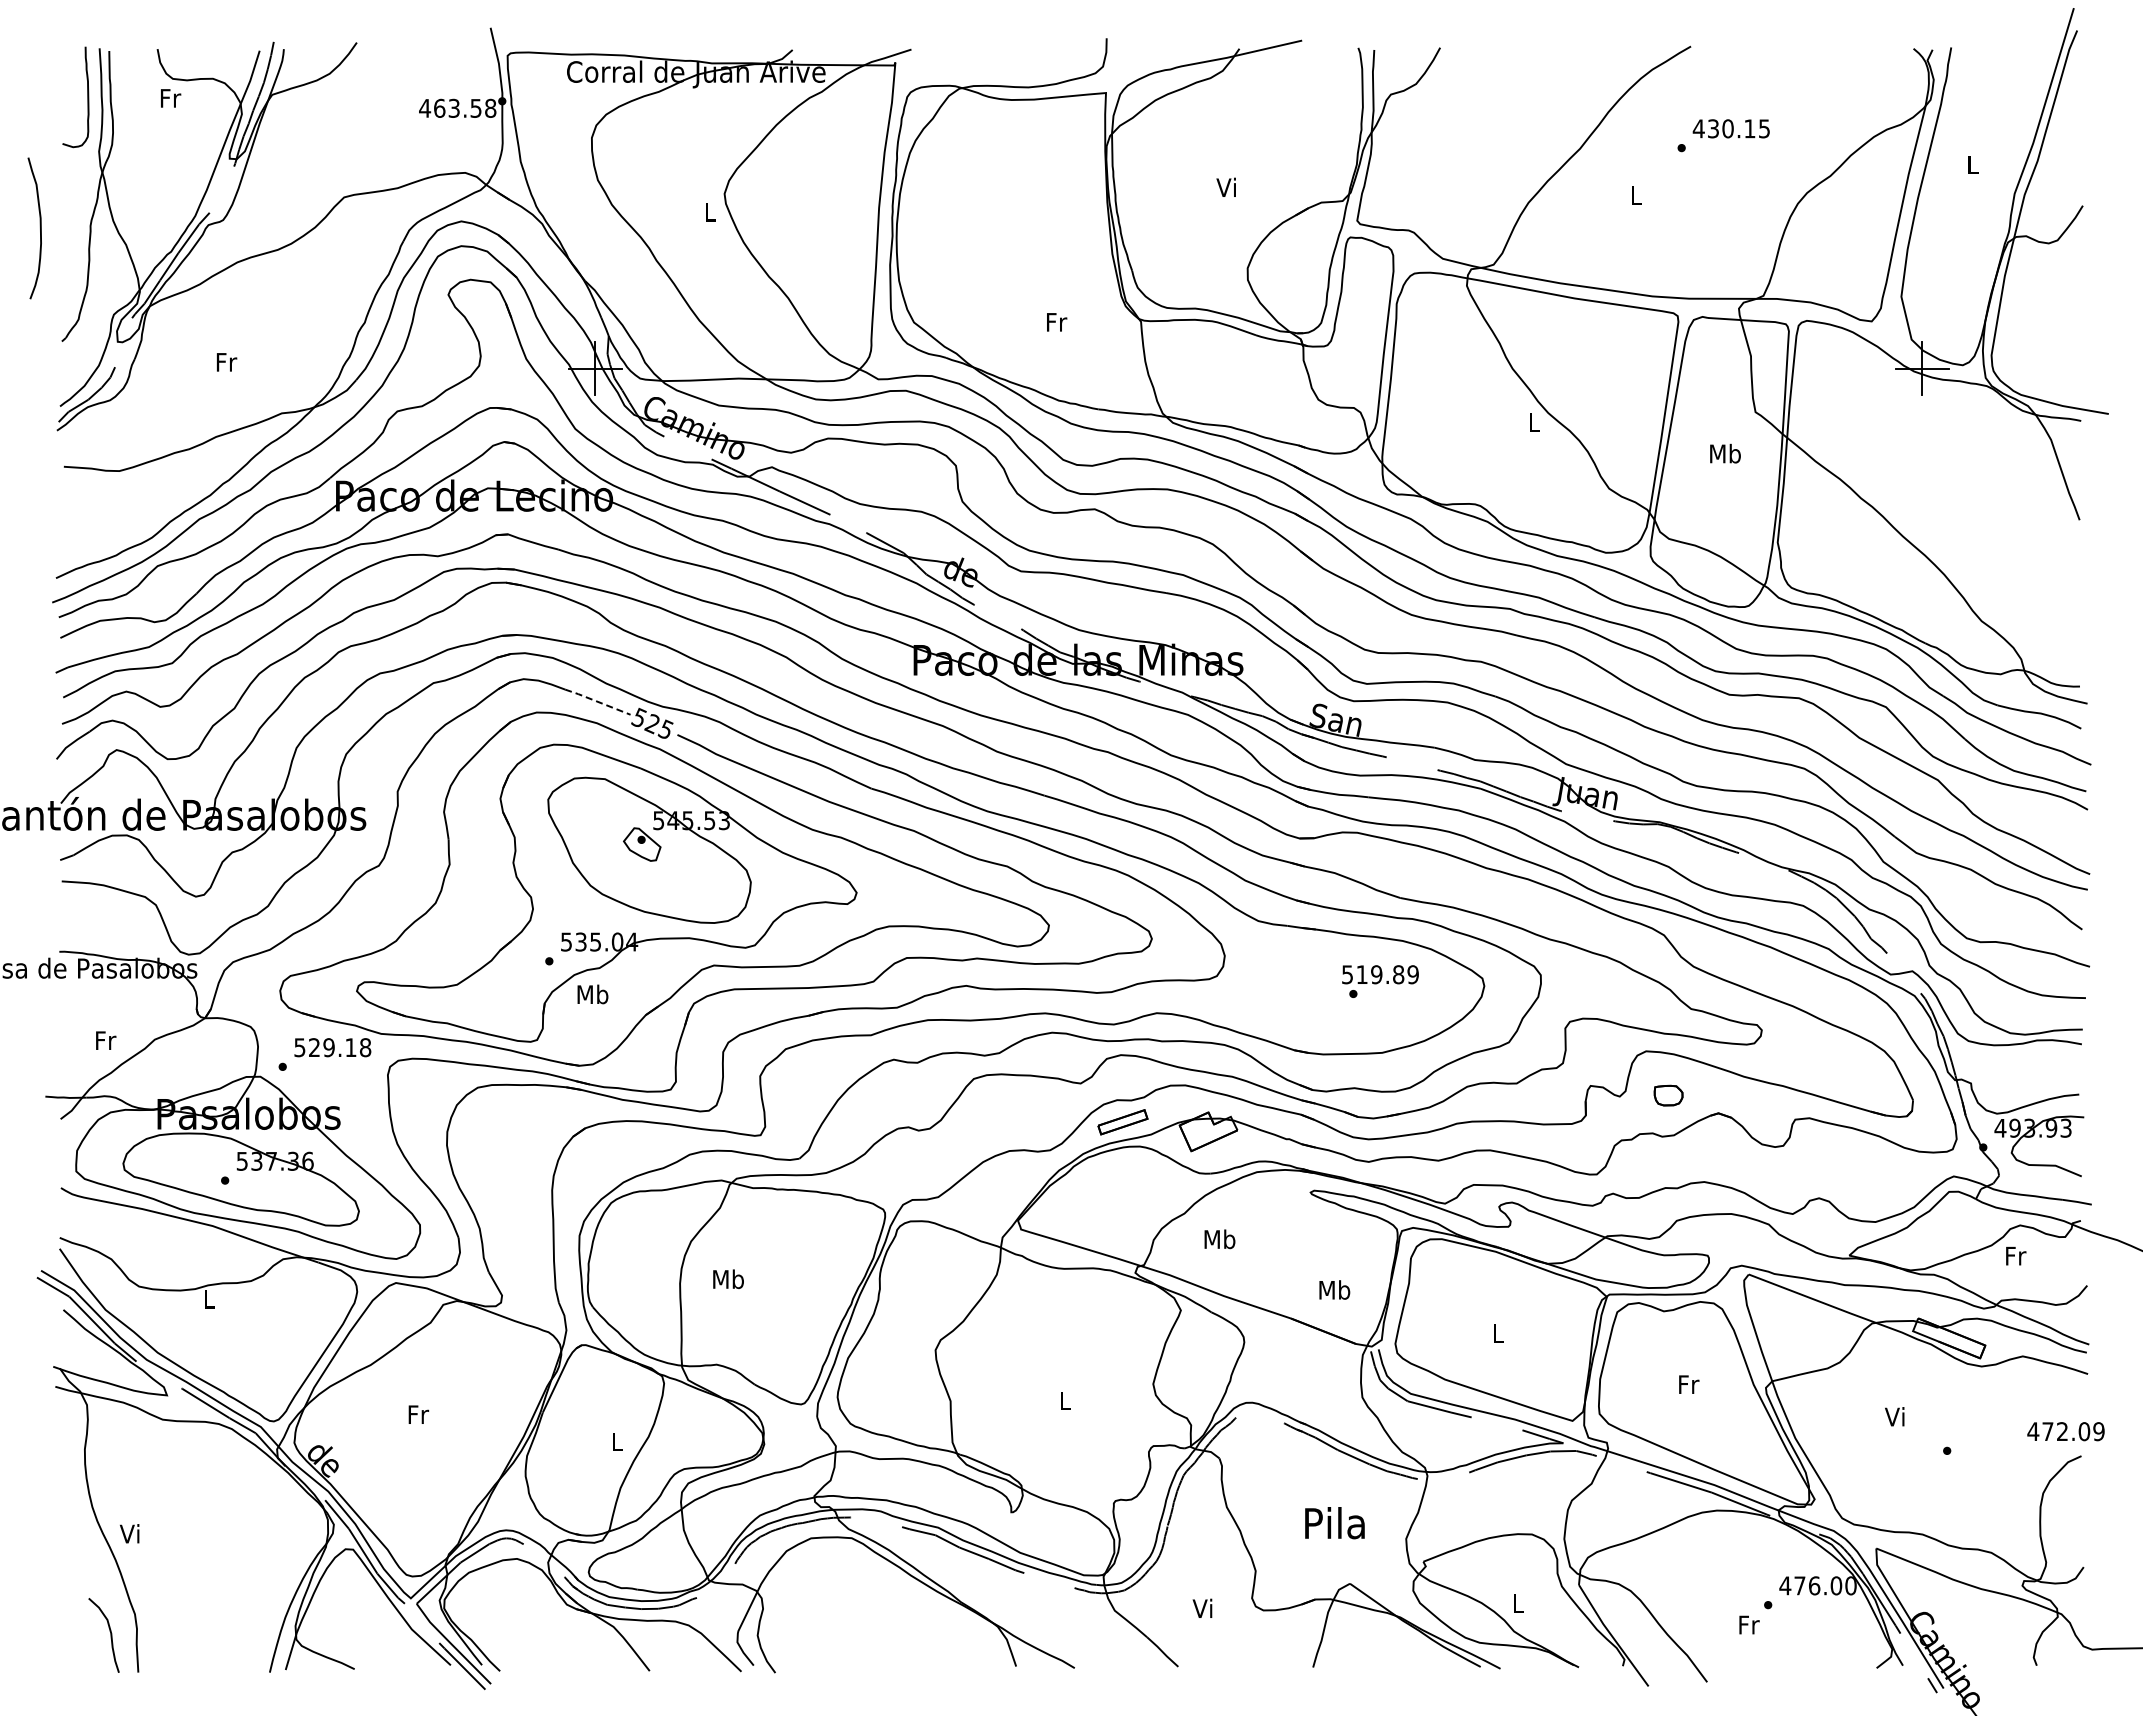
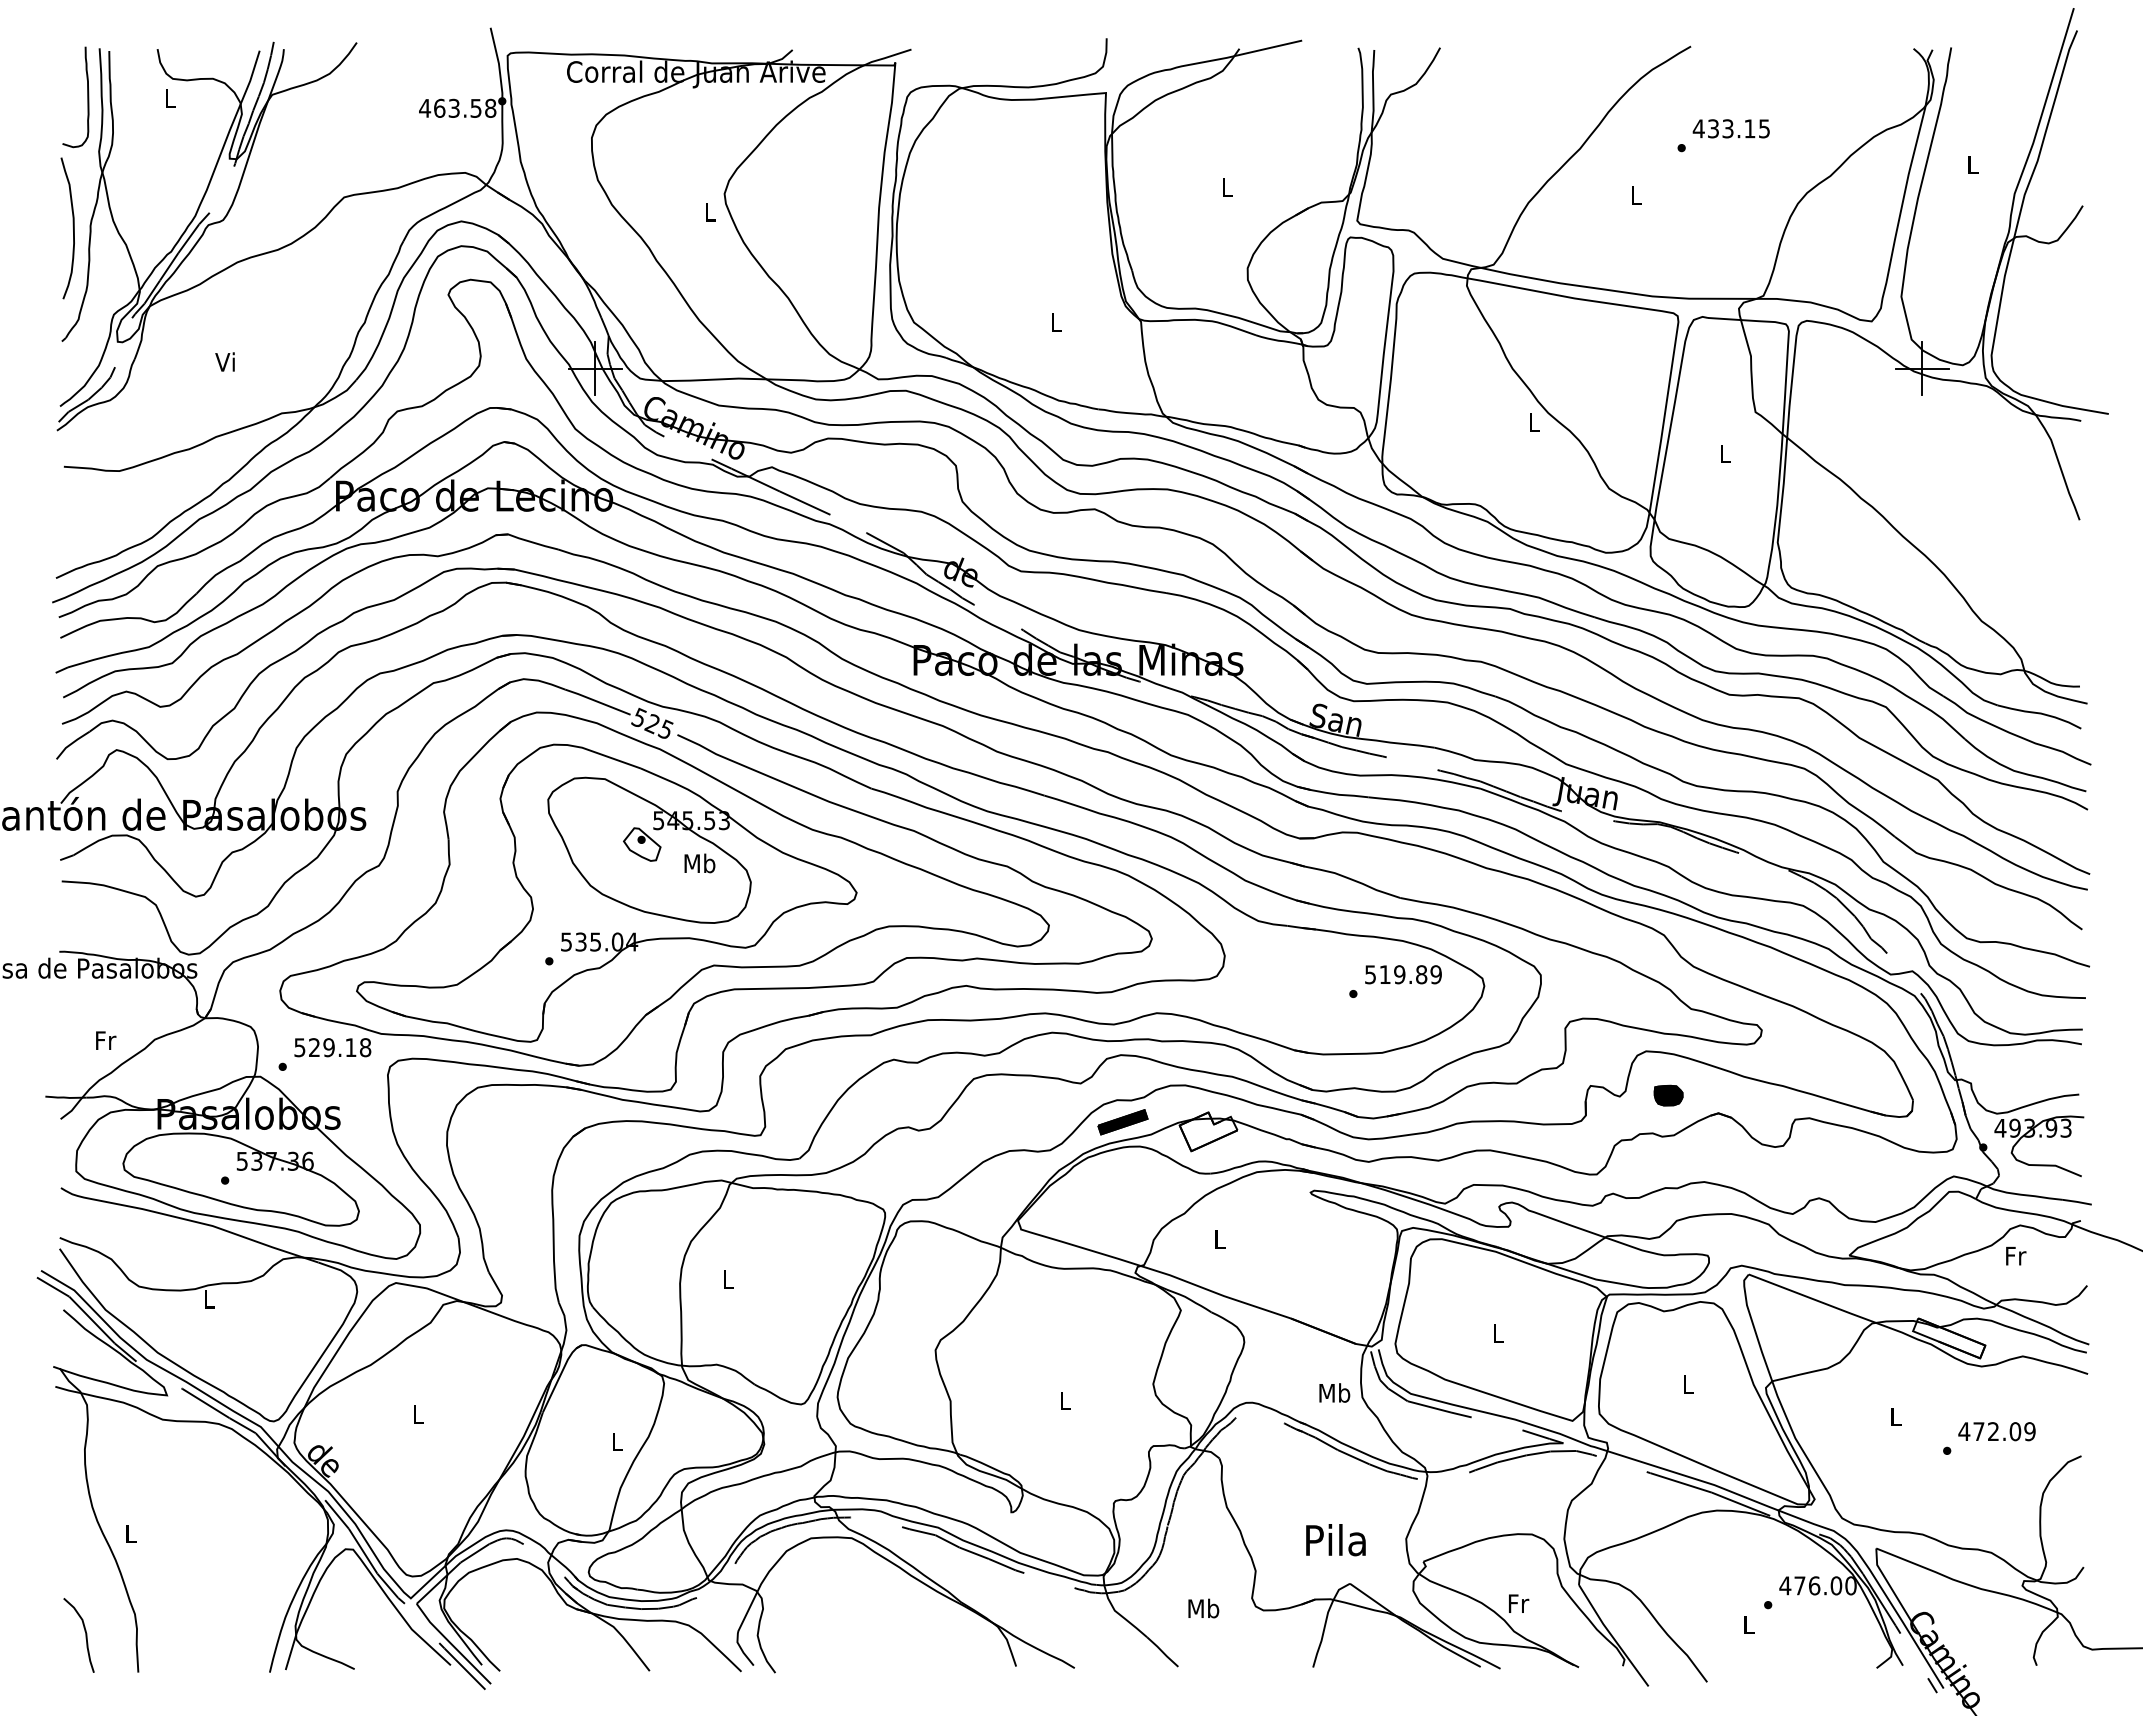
text: Fr -> L (170, 98)
text: 430.15 -> 433.15 (1727, 128)
text: Vi -> L (1225, 186)
curve position: (39, 227) -> (72, 227) (72, 227)
text: Fr -> L (1057, 322)
text: Fr -> Vi (226, 361)
text: Mb -> L (1725, 453)
line: dashed -> solid (597, 701)
text position: (1380, 974) -> (1403, 974) (1403, 974)
text position: (592, 994) -> (699, 863) (699, 863)
fill: none -> present (1668, 1095)
fill: none -> present (1122, 1122)
text: Mb -> L (1219, 1239)
text: Mb -> L (728, 1279)
text position: (1334, 1289) -> (1334, 1392) (1334, 1392)
text: Fr -> L (1689, 1384)
text: Fr -> L (418, 1414)
text: Vi -> L (1894, 1416)
text position: (2065, 1431) -> (1996, 1431) (1996, 1431)
text position: (1334, 1523) -> (1335, 1540) (1335, 1540)
text: Vi -> L (129, 1533)
text: L -> Fr (1519, 1603)
text: Vi -> Mb (1203, 1608)
text: Fr -> L (1749, 1624)
curve position: (110, 1635) -> (85, 1635) (85, 1635)
